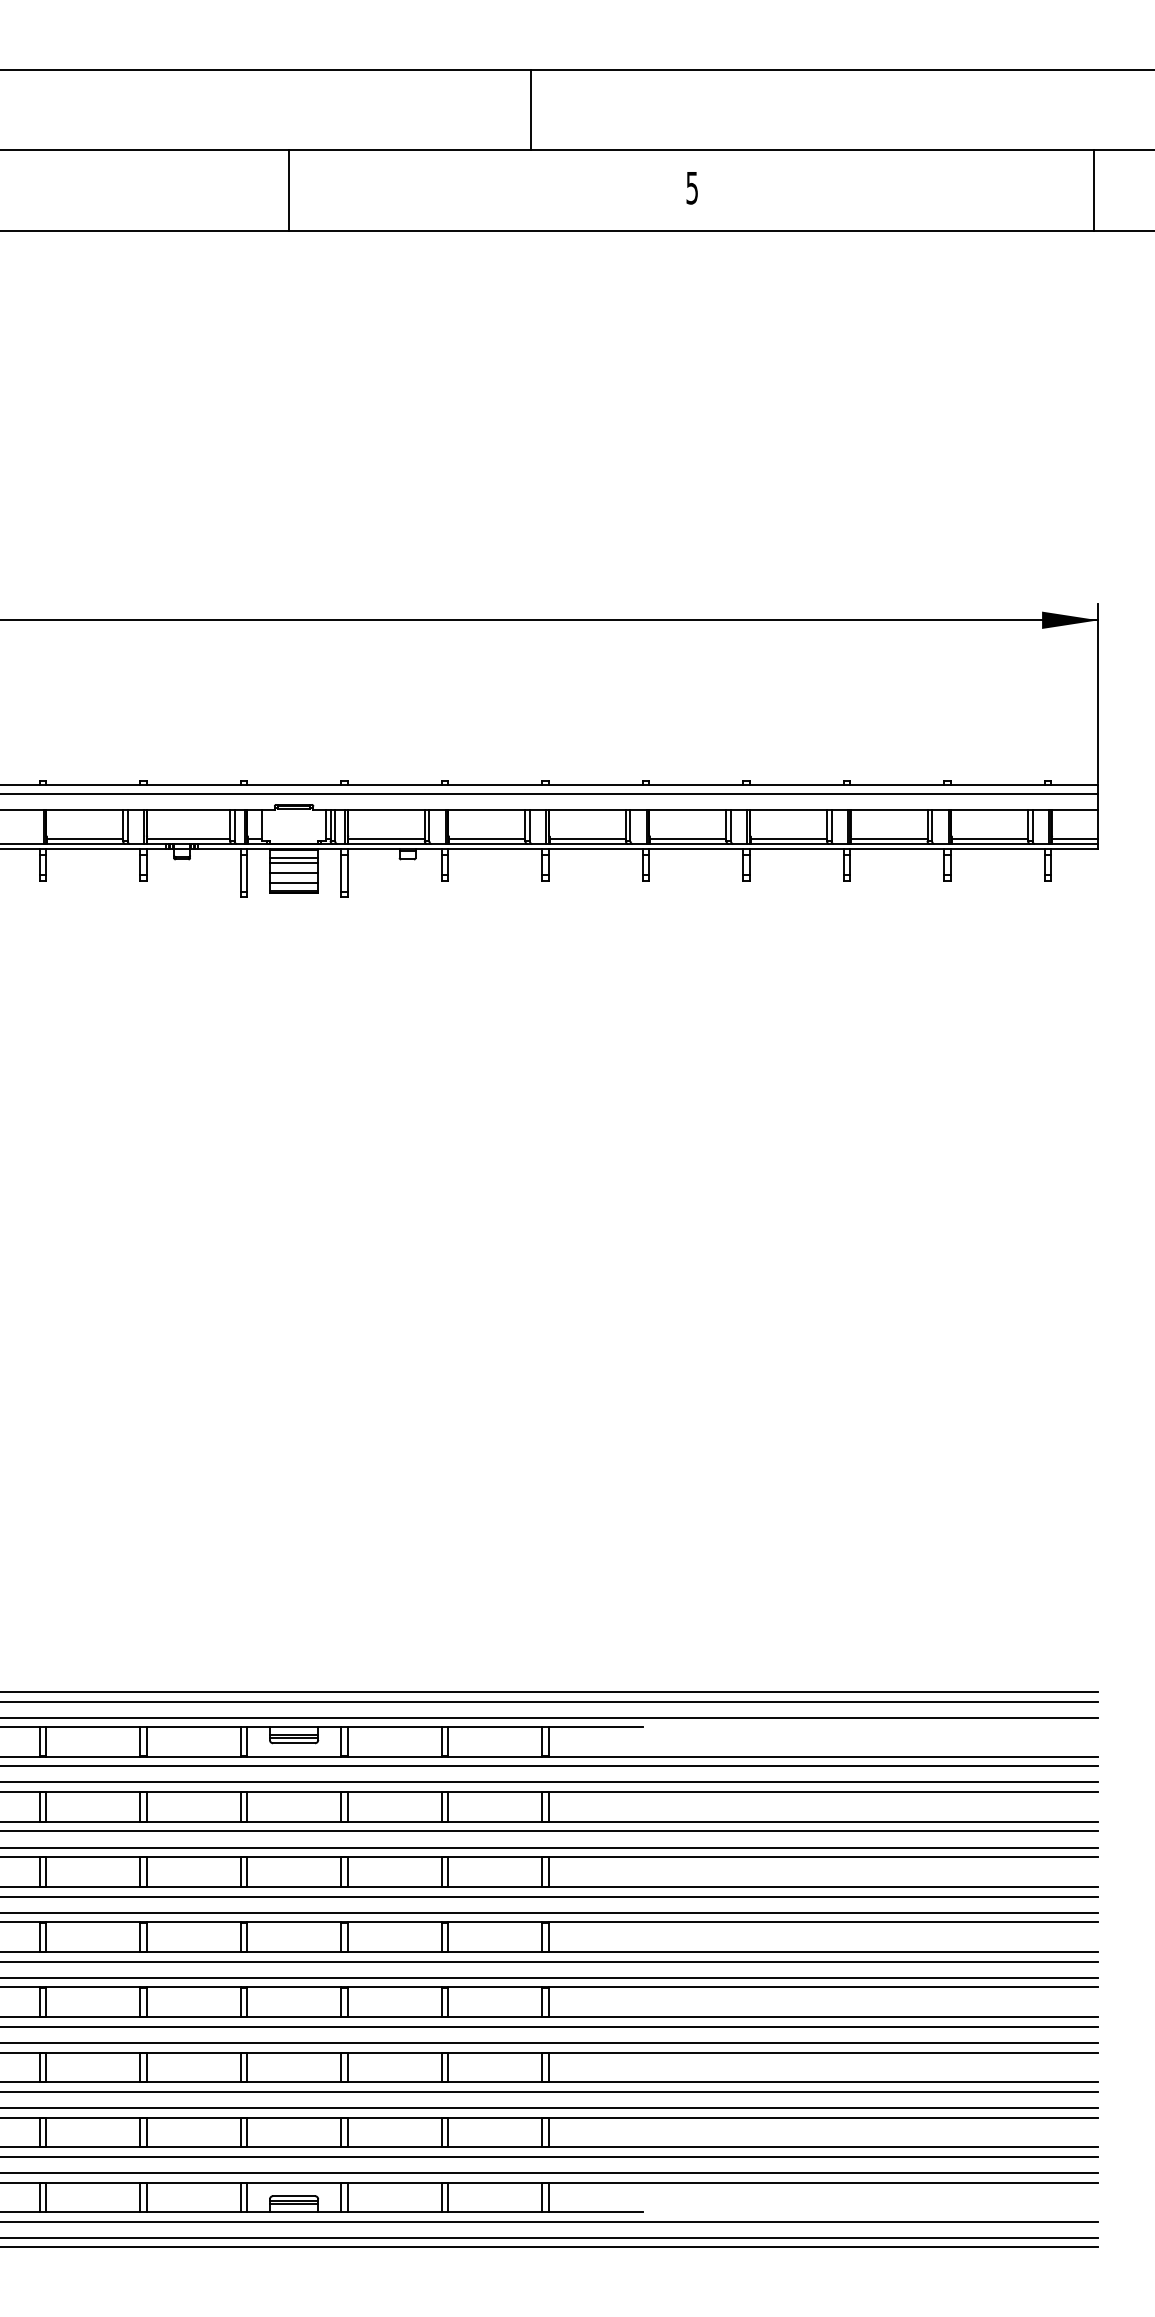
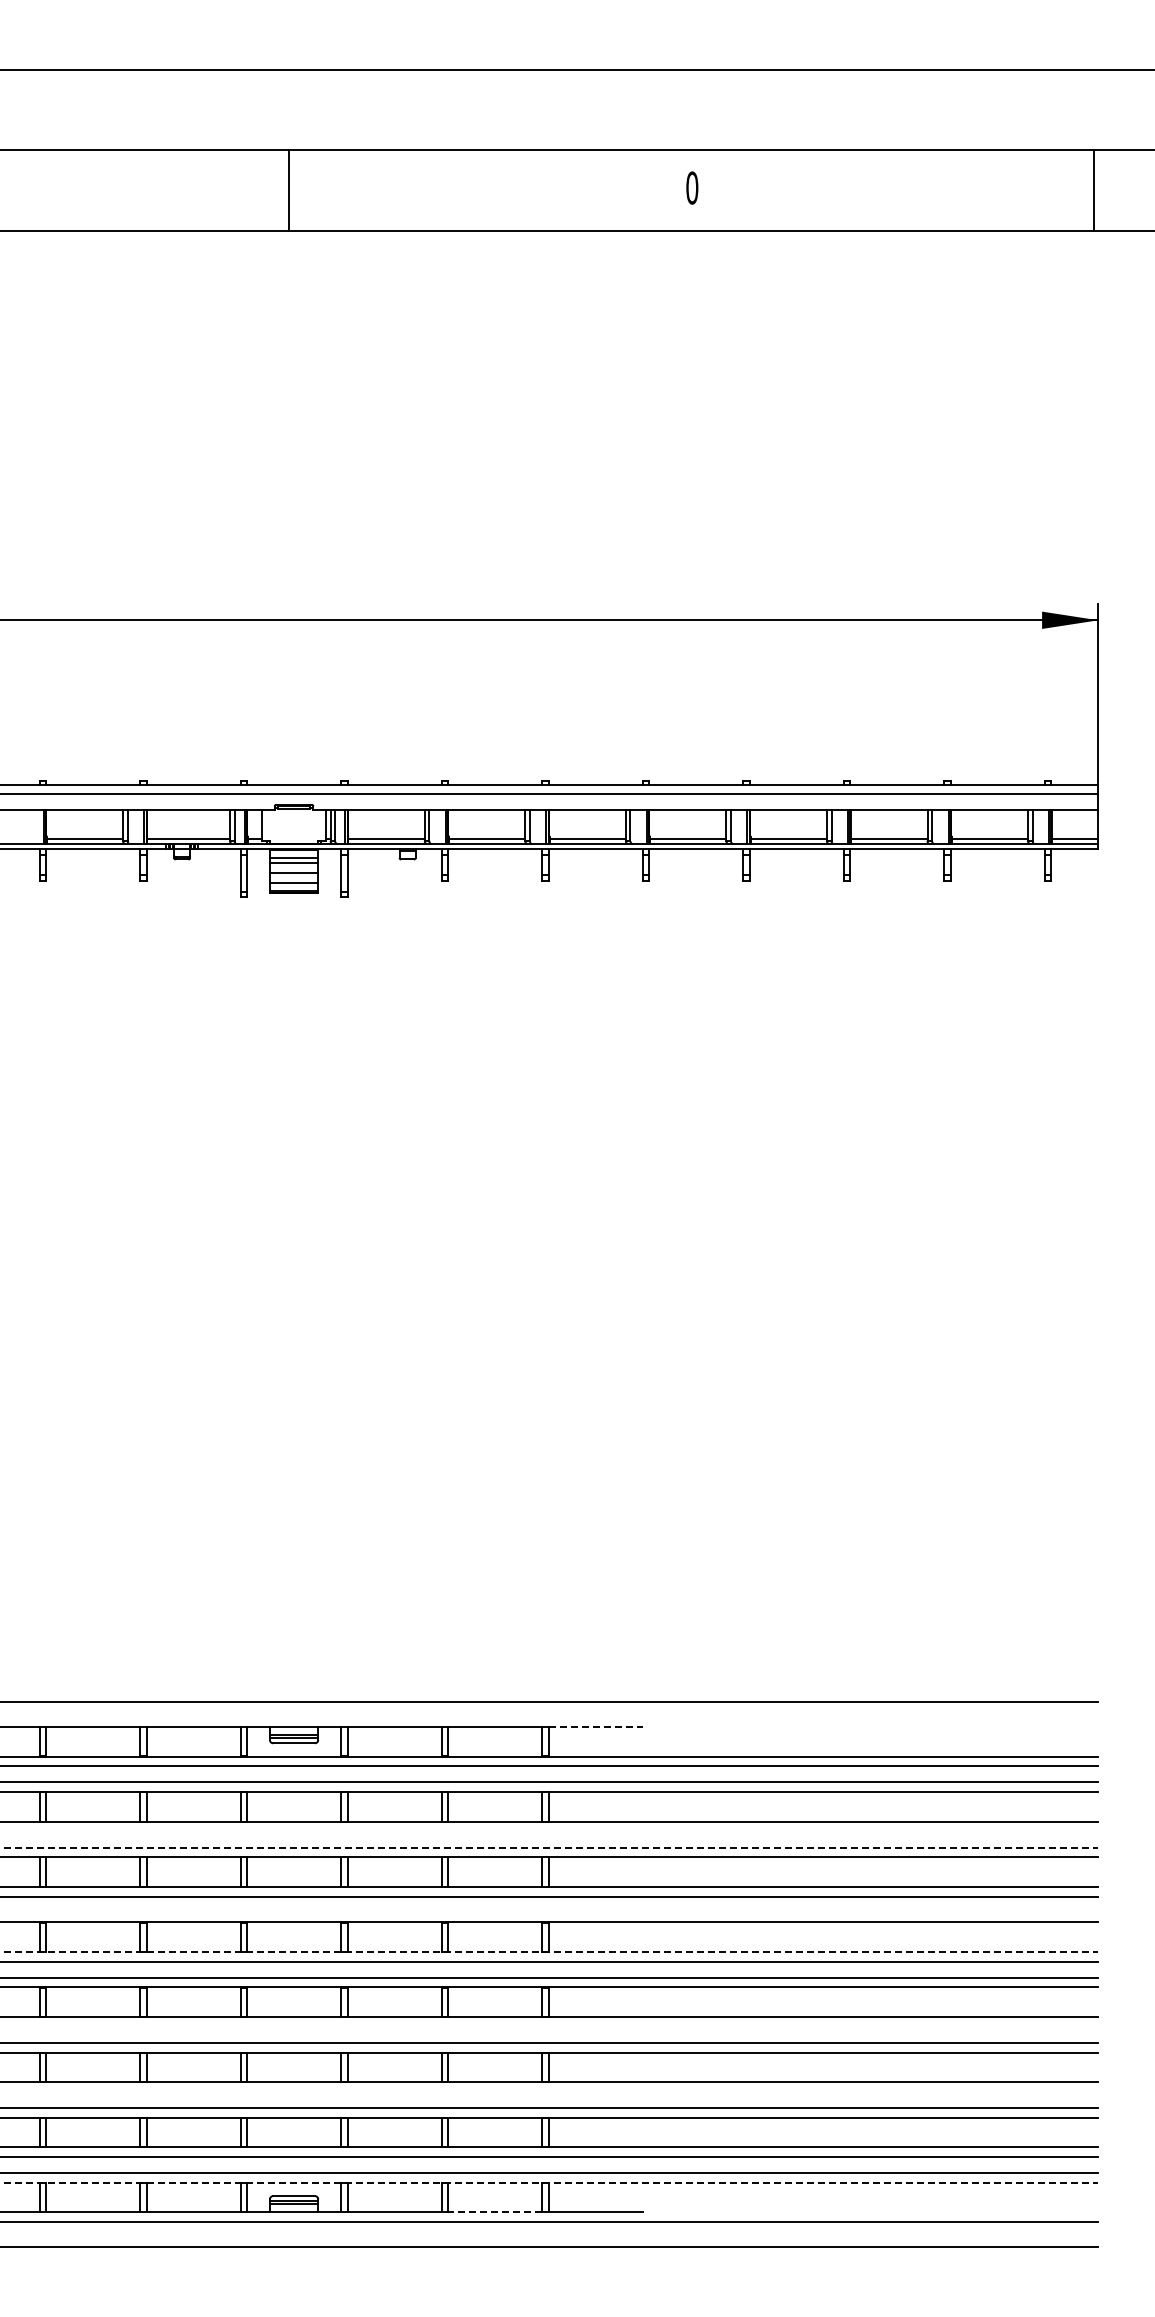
line: present -> none (530, 109)
text: 5 -> 0 (692, 187)
line: present -> none (550, 1691)
line: present -> none (550, 1717)
line: solid -> dashed (596, 1727)
line: present -> none (550, 1831)
line: solid -> dashed (549, 1847)
line: present -> none (550, 1912)
line: solid -> dashed (549, 1951)
line: present -> none (550, 2026)
line: present -> none (550, 2091)
line: solid -> dashed (549, 2182)
line: solid -> dashed (494, 2212)
line: present -> none (550, 2237)
